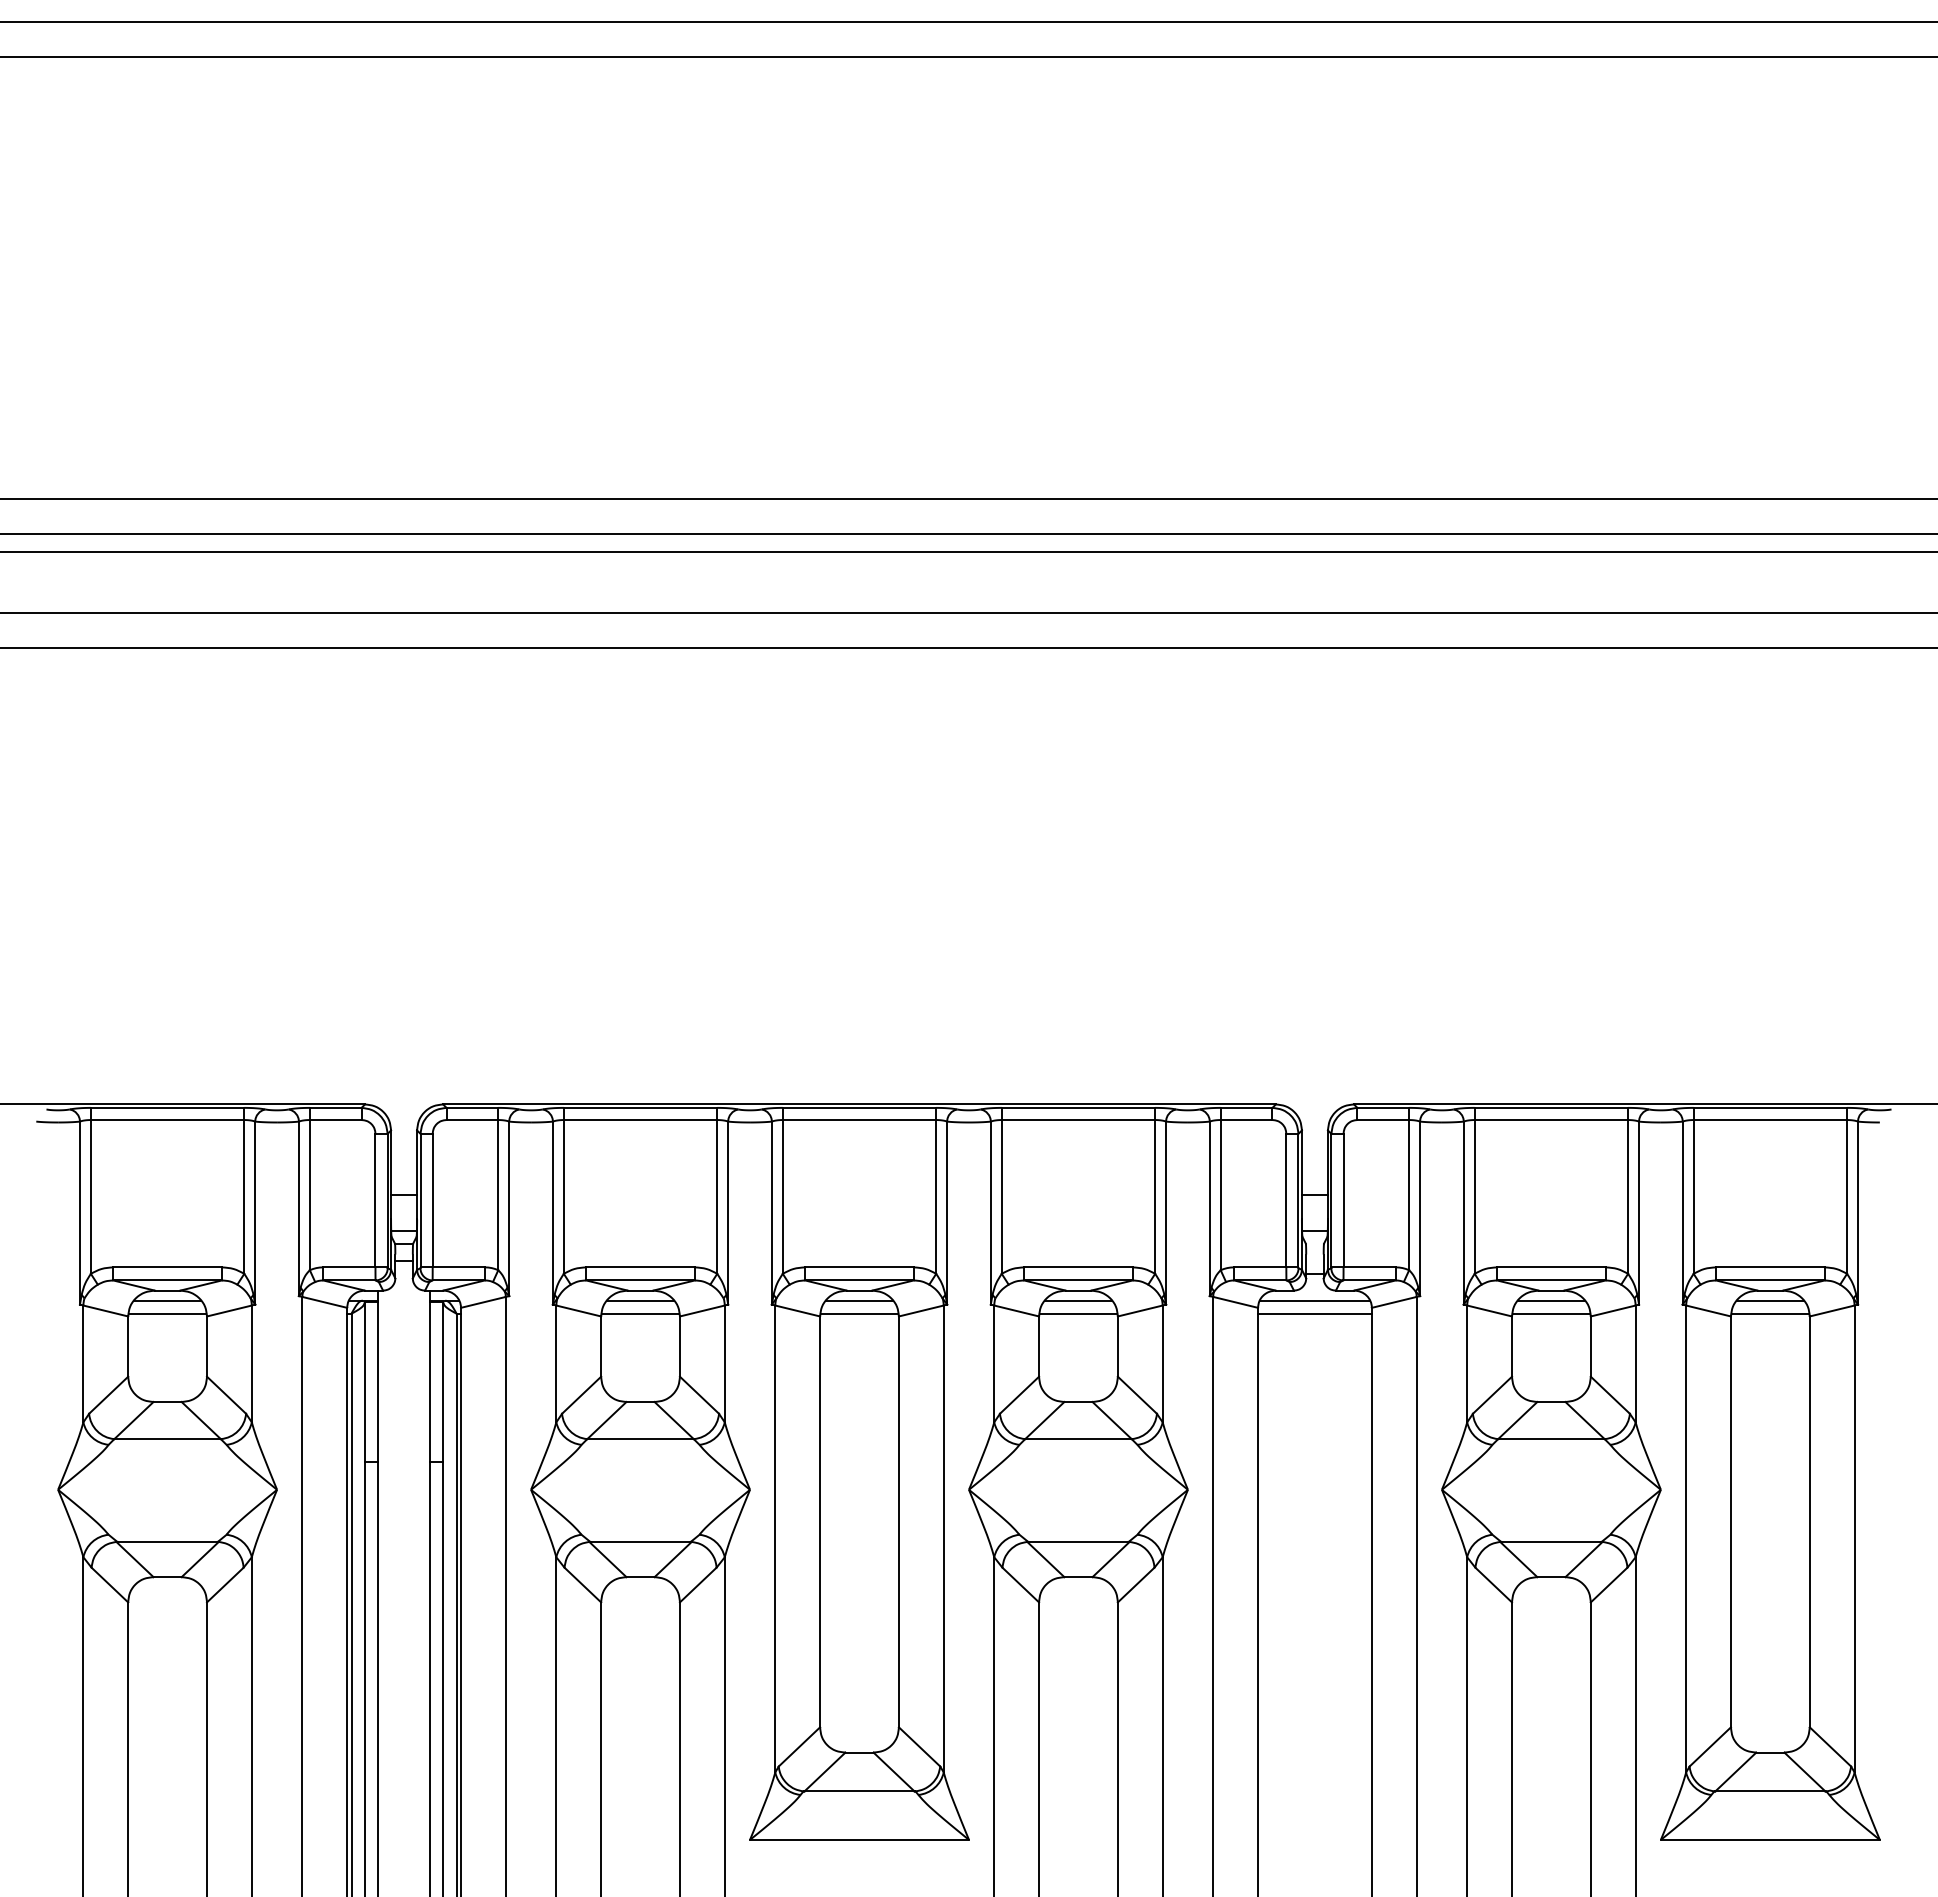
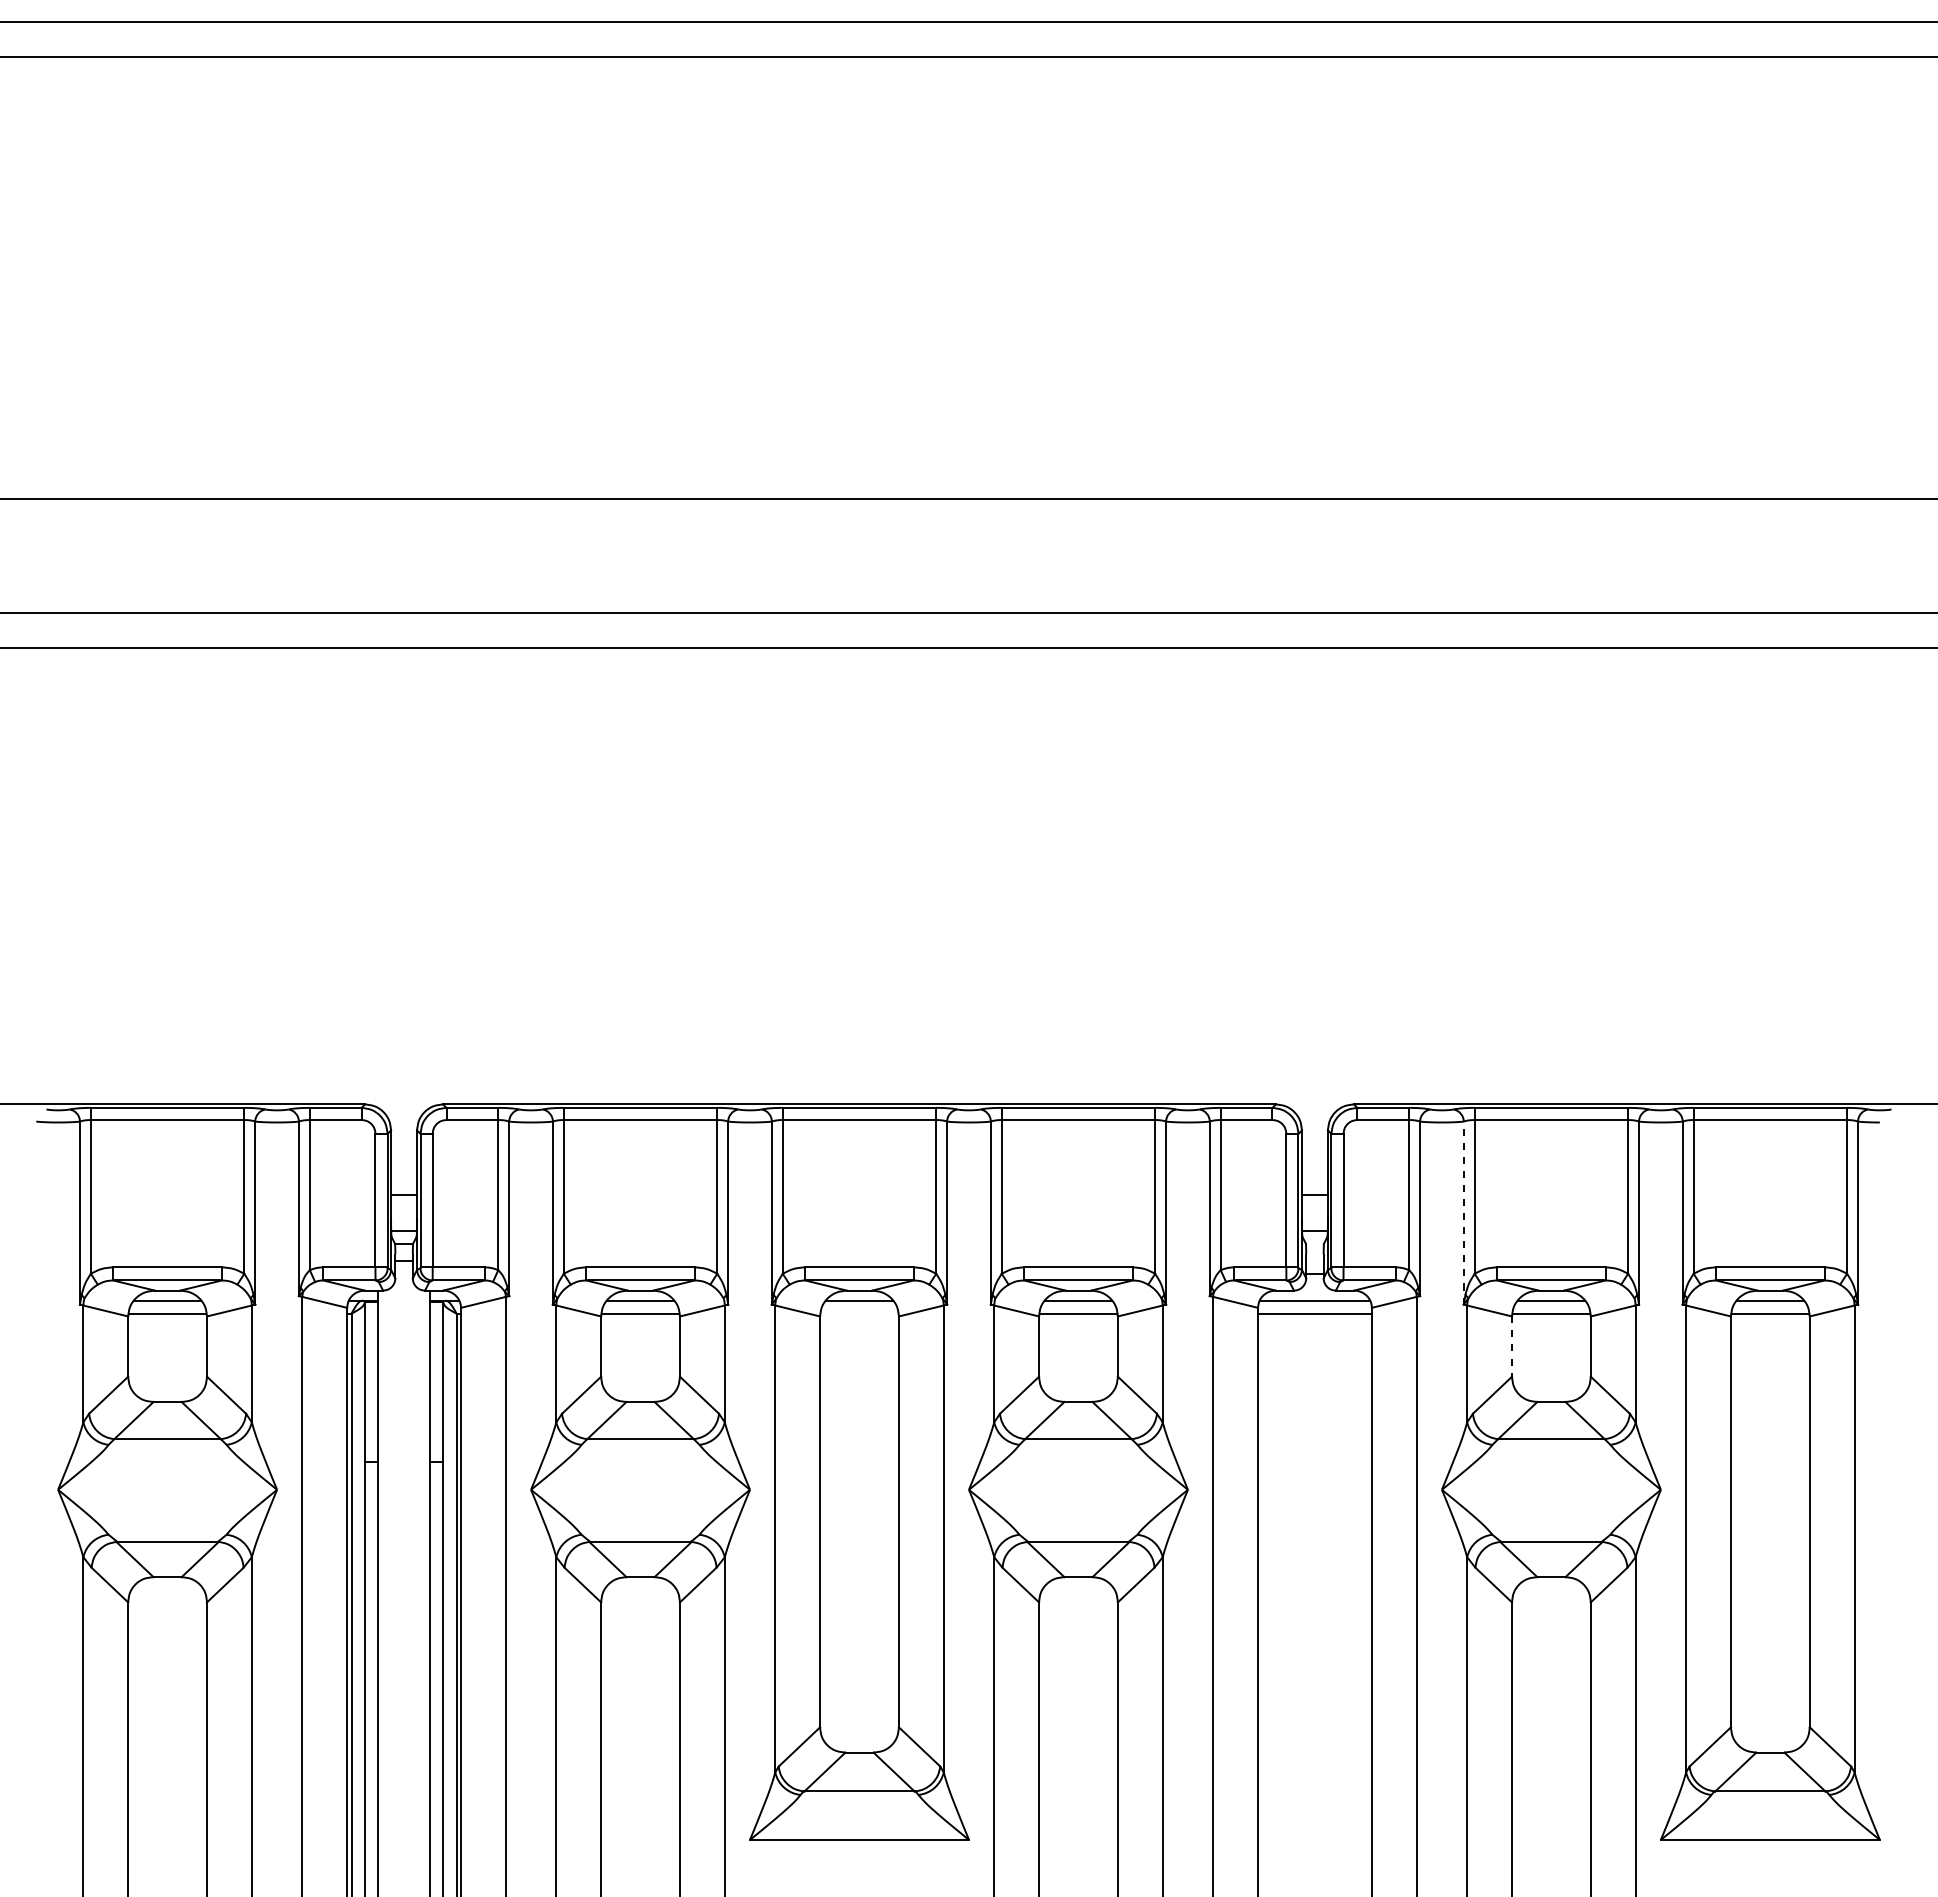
line: present -> none (968, 534)
line: present -> none (968, 551)
line: solid -> dashed (1463, 1212)
line: present -> none (859, 1313)
line: solid -> dashed (1512, 1347)
